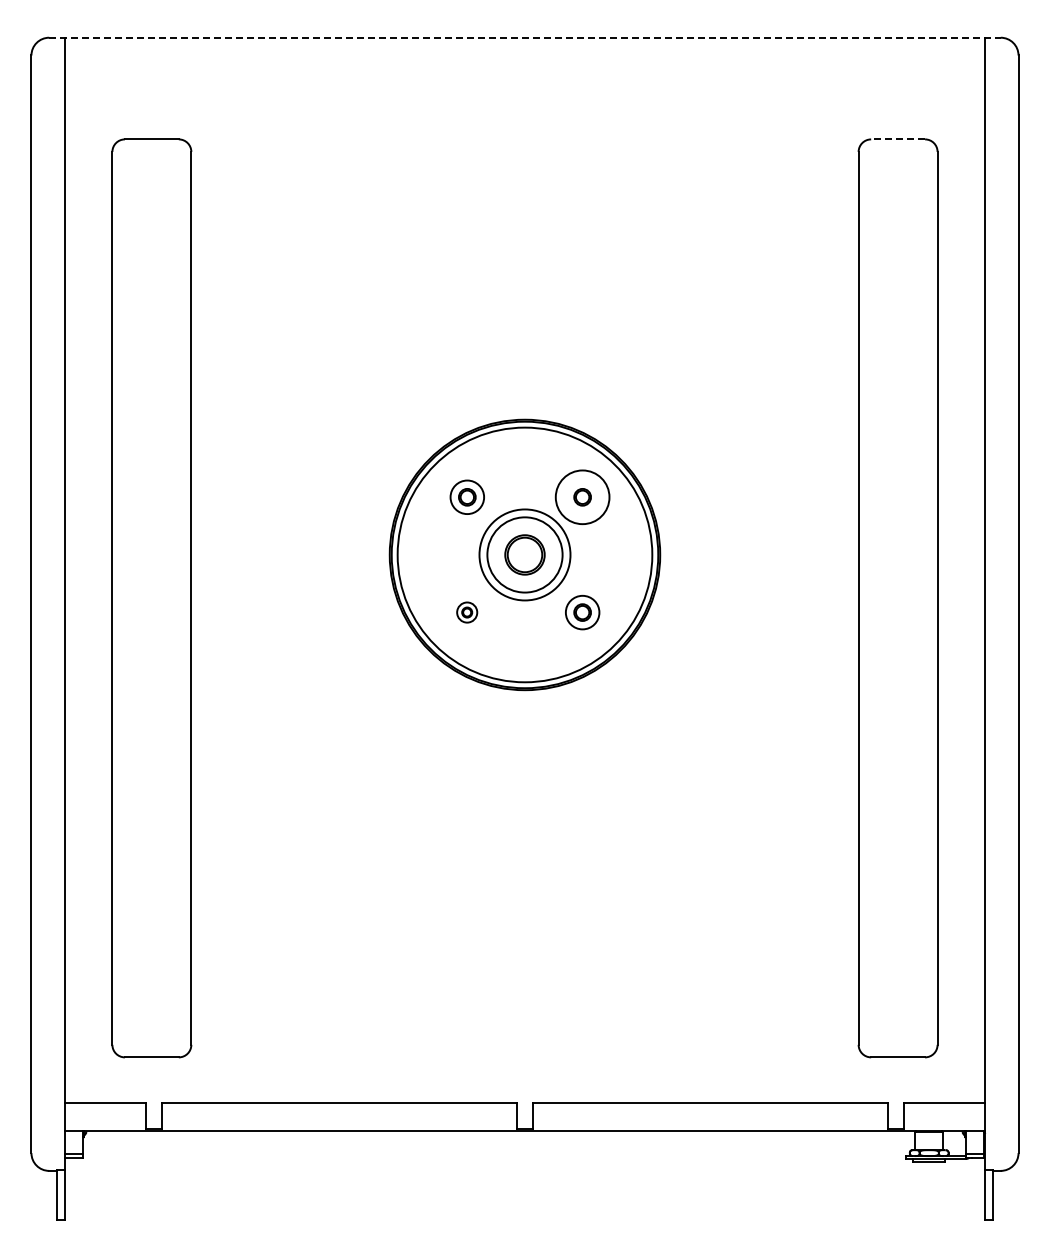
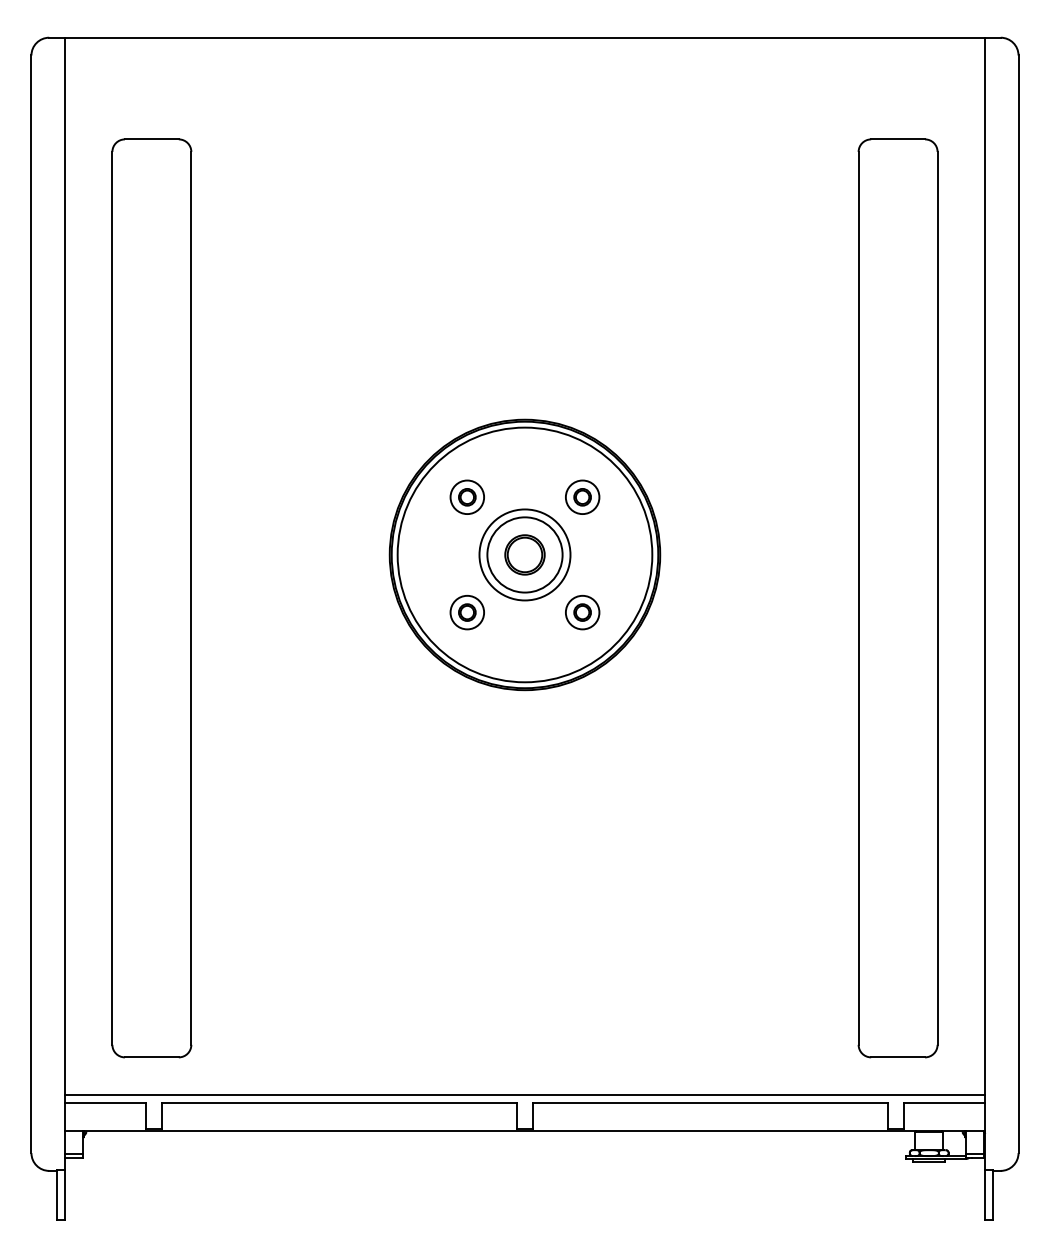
line: dashed -> solid (524, 37)
line: dashed -> solid (898, 139)
circle diameter: 54 px -> 34 px (582, 497)
part size: 23x23 px -> 36x37 px (466, 612)
line: none -> present (524, 1094)
